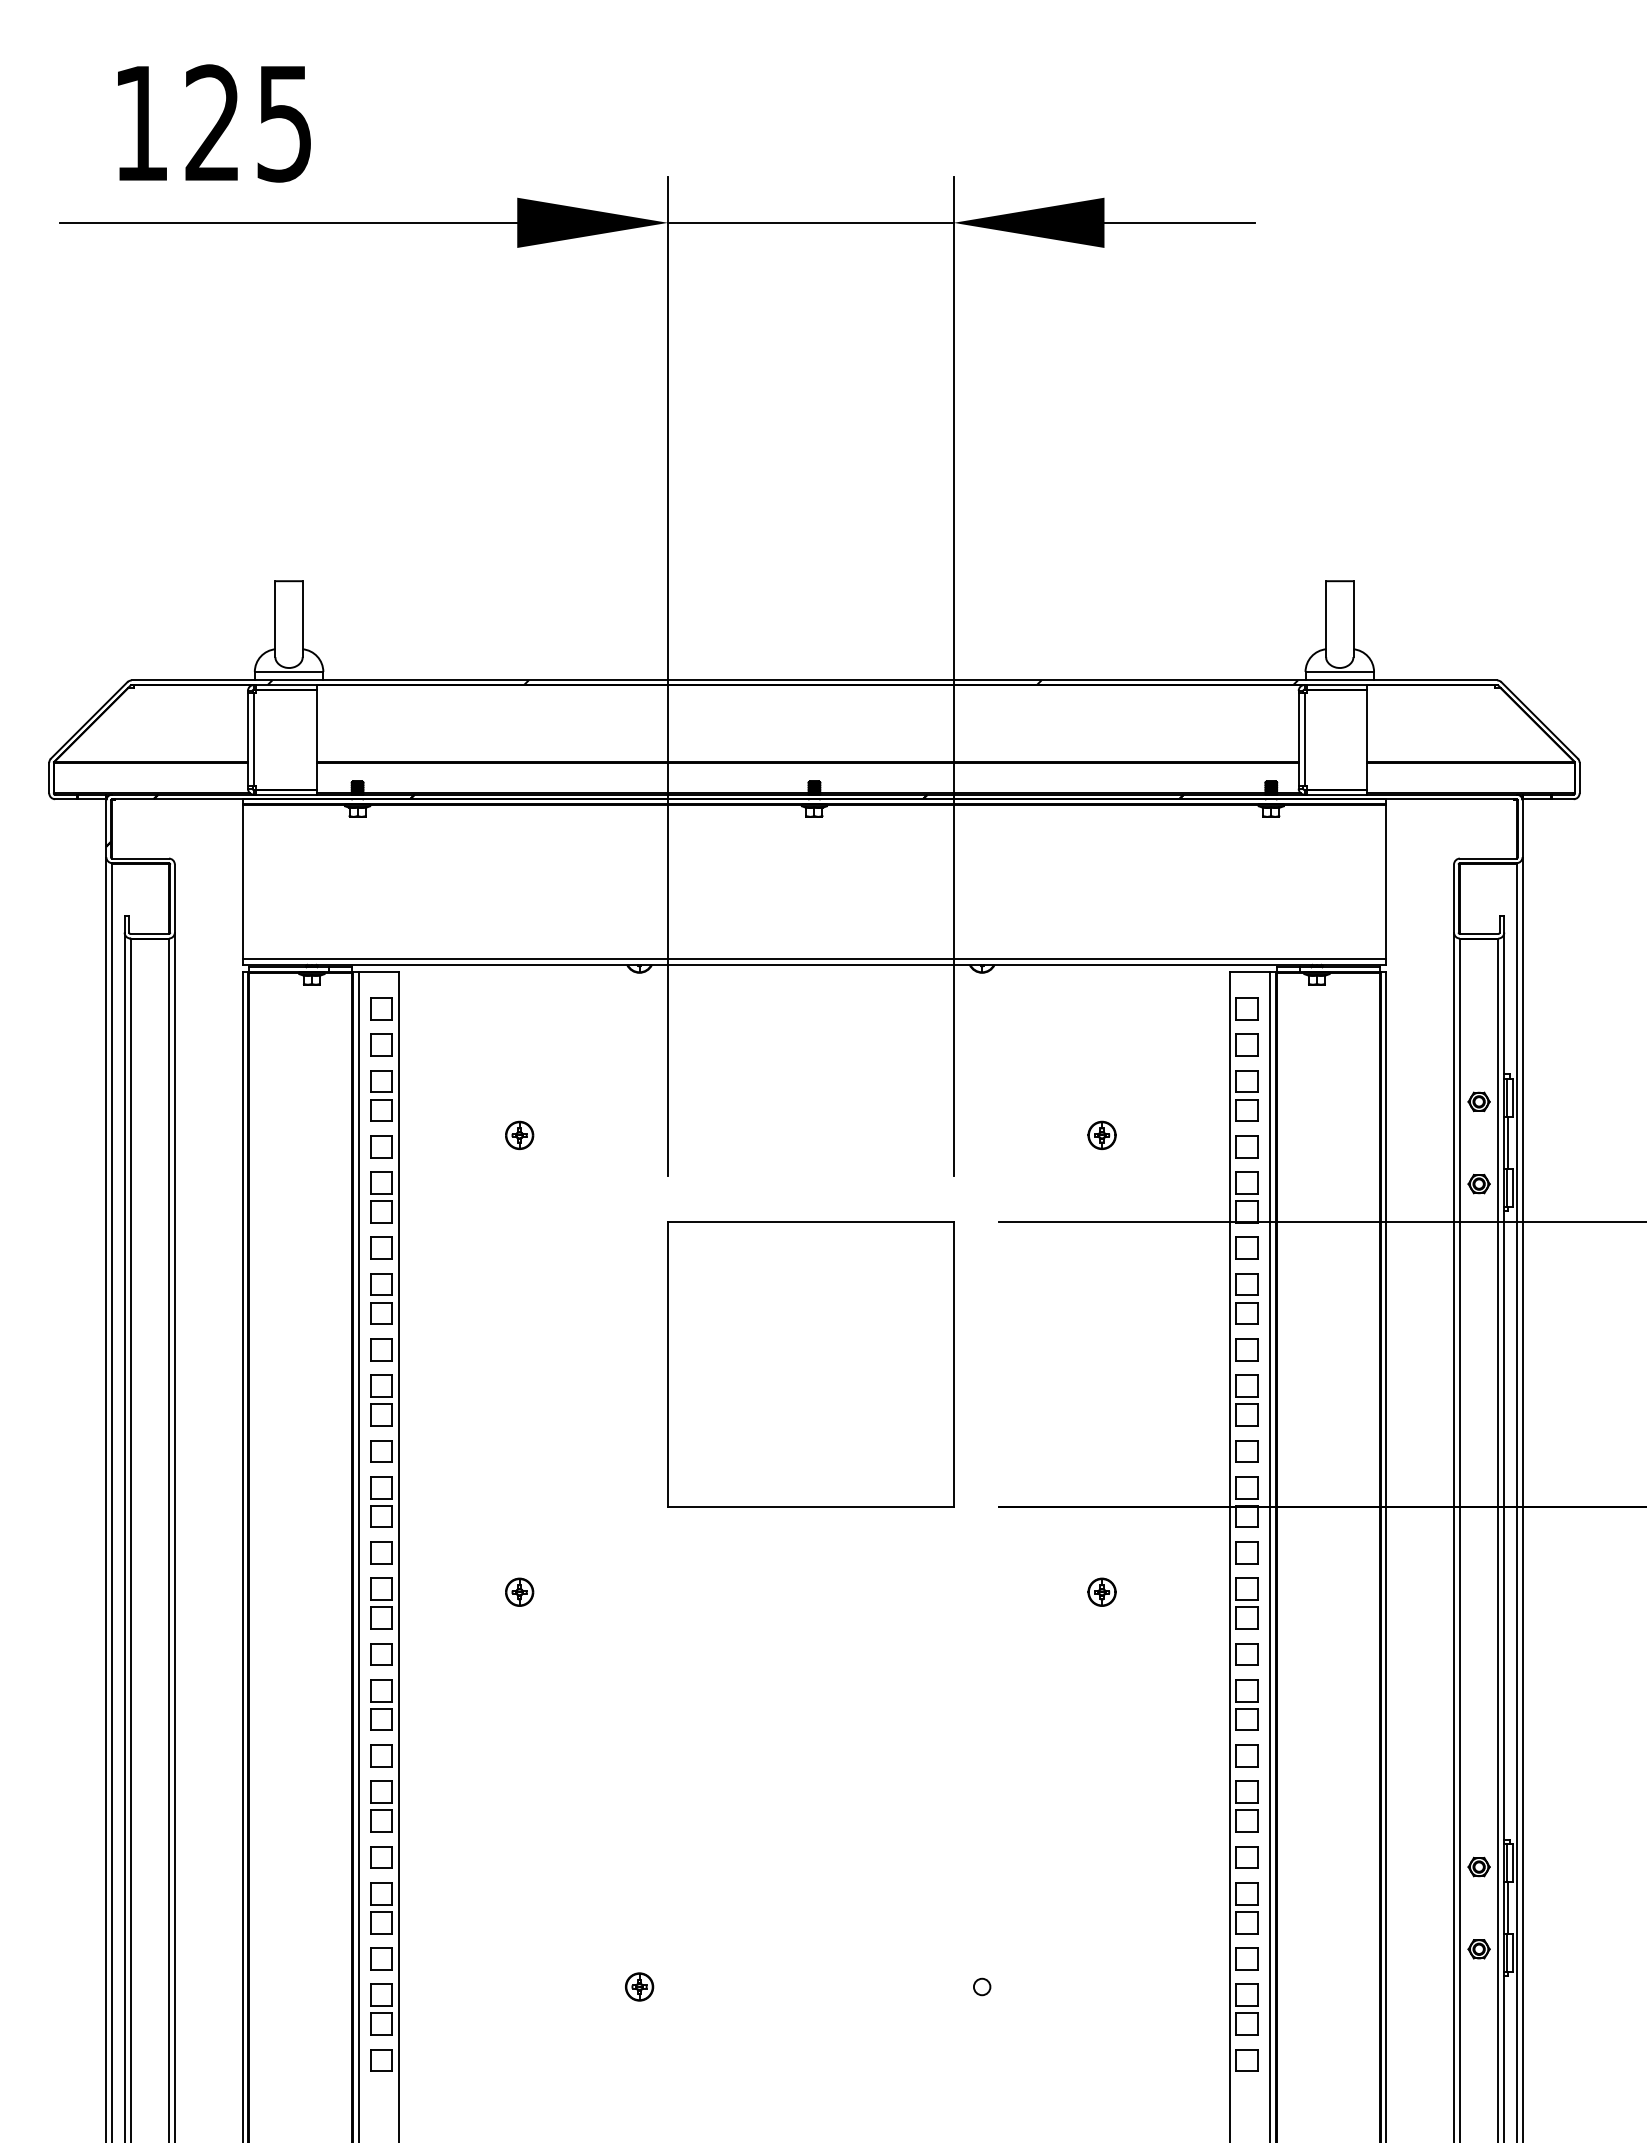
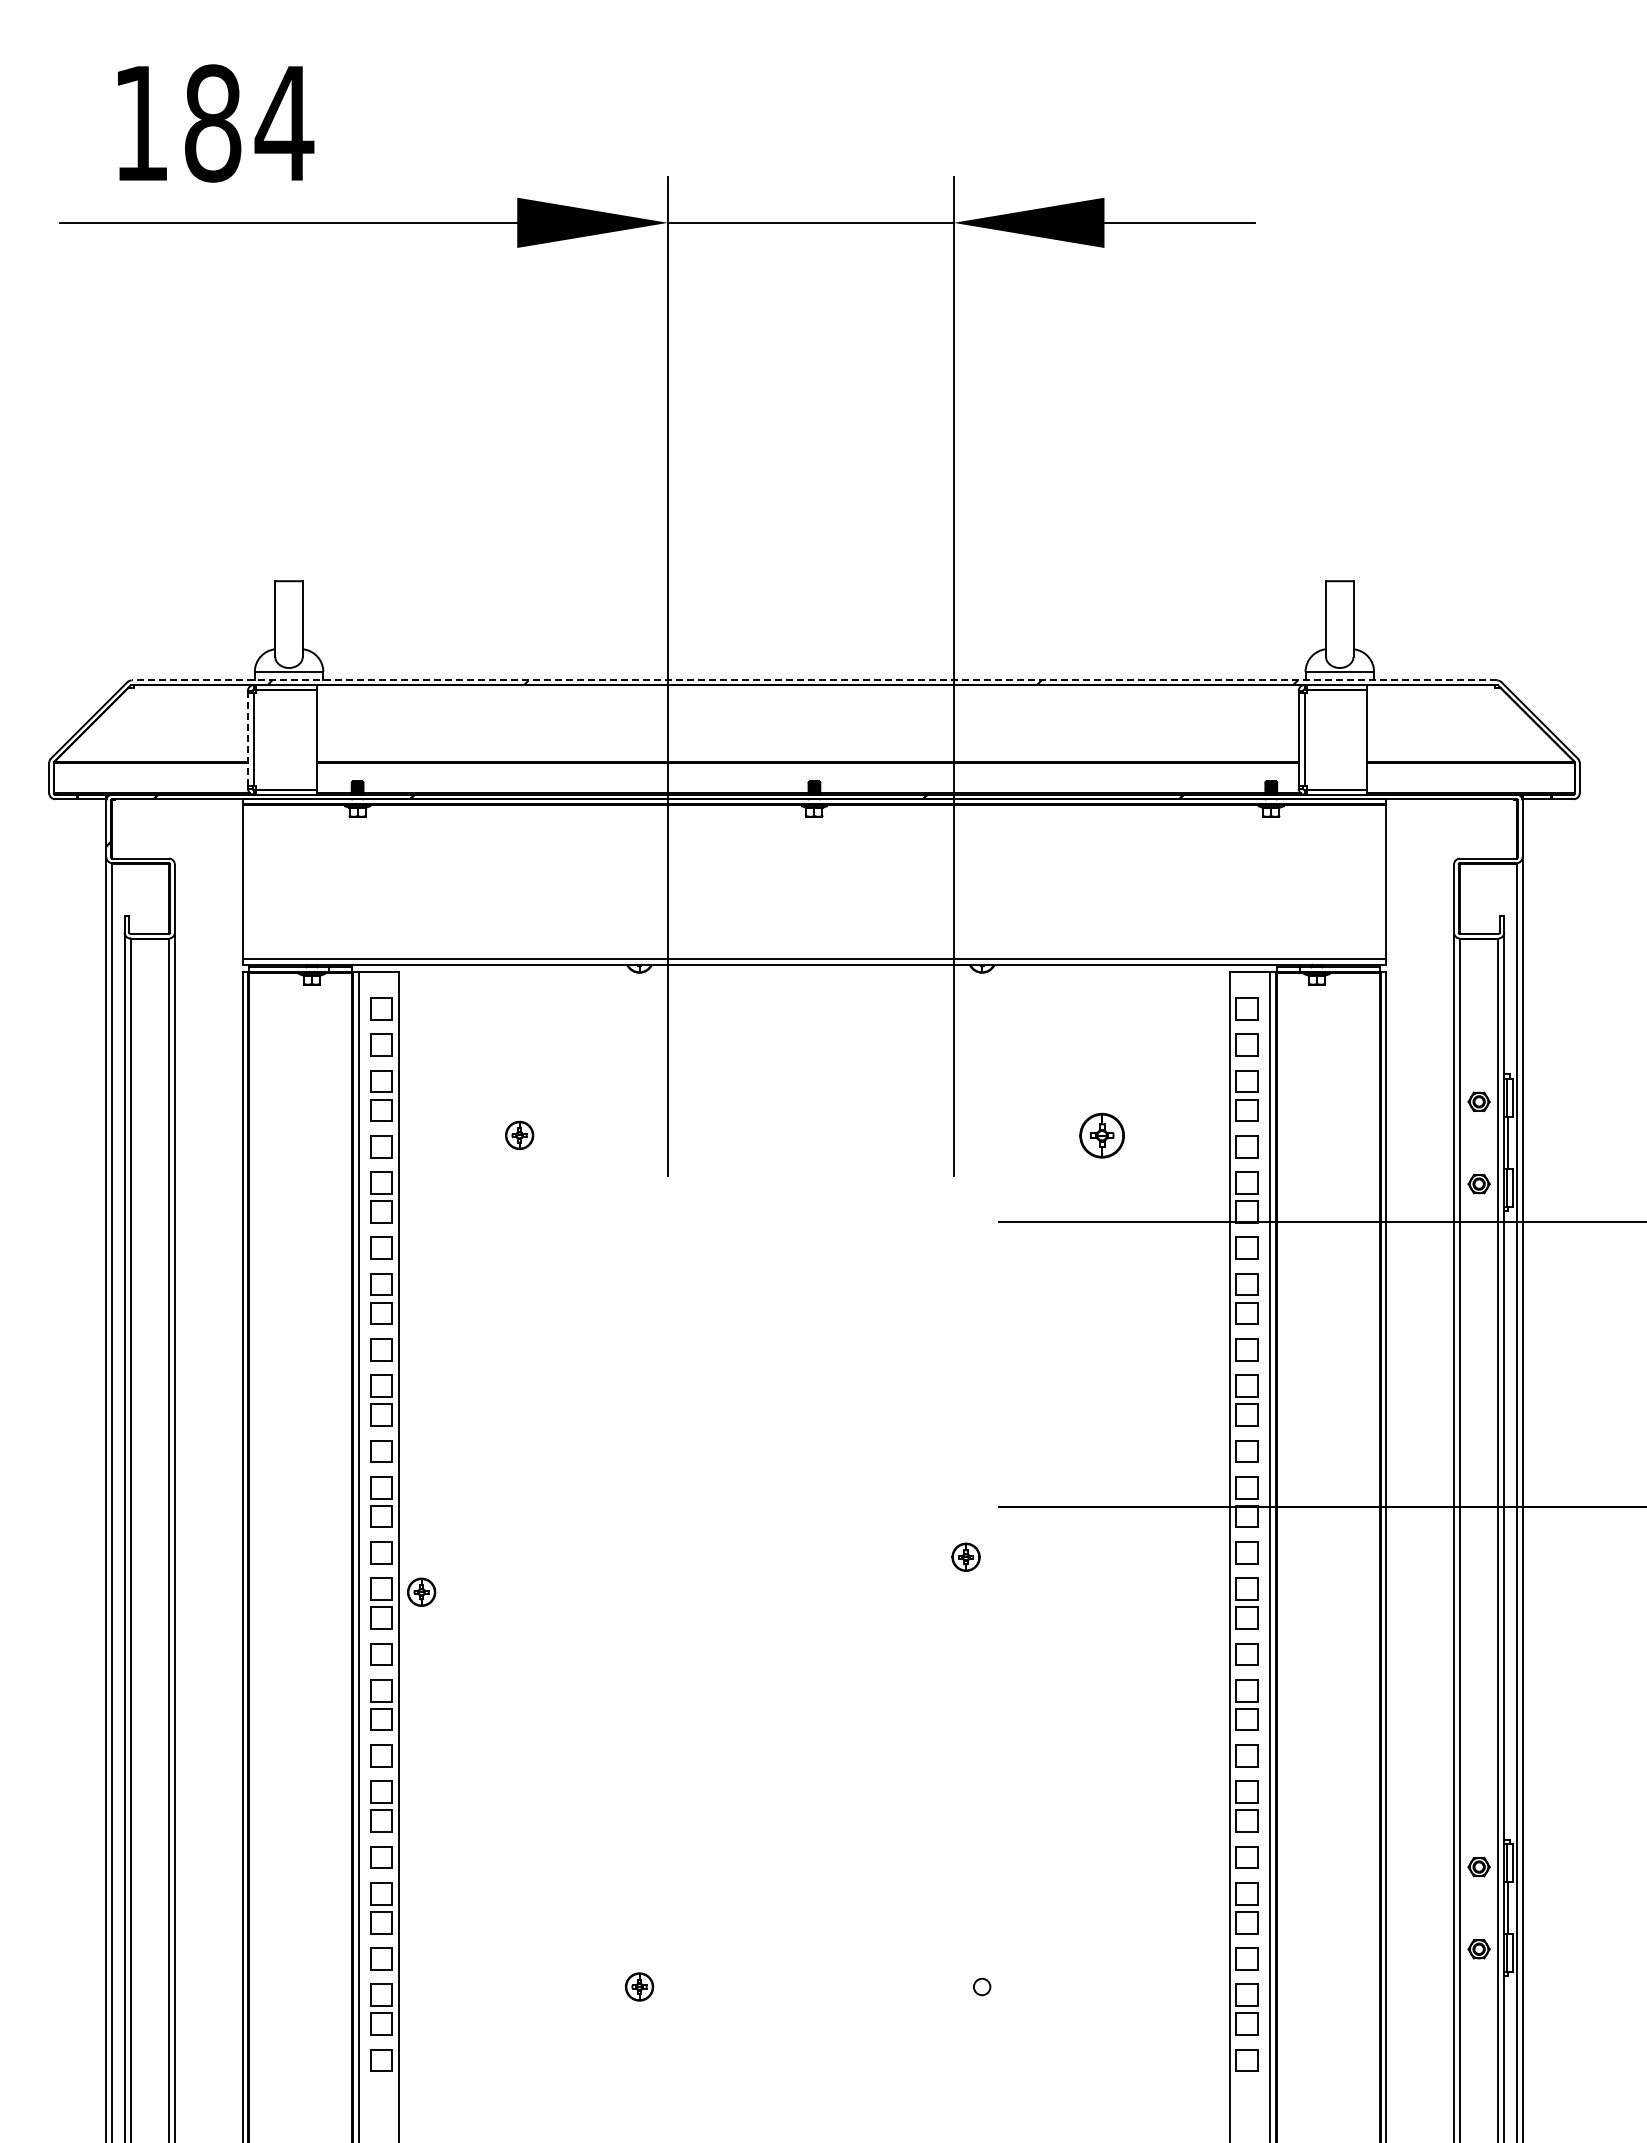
text: 125 -> 184 (249, 123)
line: solid -> dashed (814, 680)
line: solid -> dashed (247, 739)
part size: 30x30 px -> 46x47 px (1101, 1135)
part: present -> none (810, 1364)
part position: (519, 1591) -> (421, 1591) (421, 1591)
part position: (1101, 1591) -> (965, 1556) (965, 1556)
